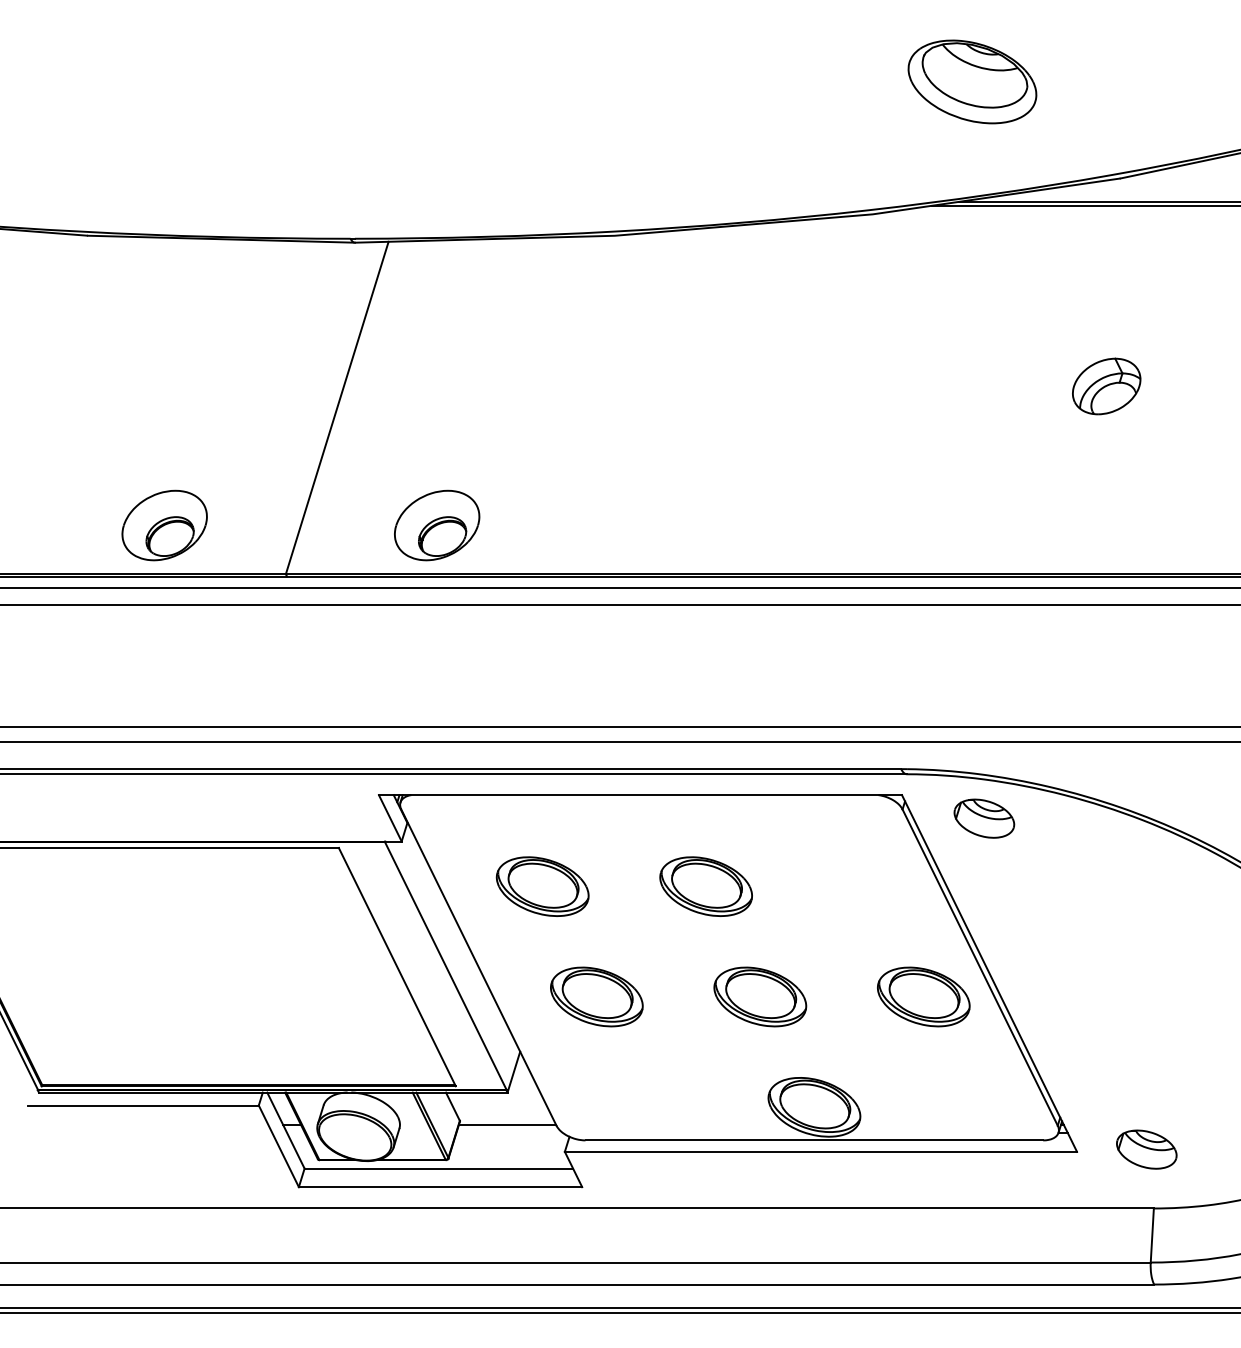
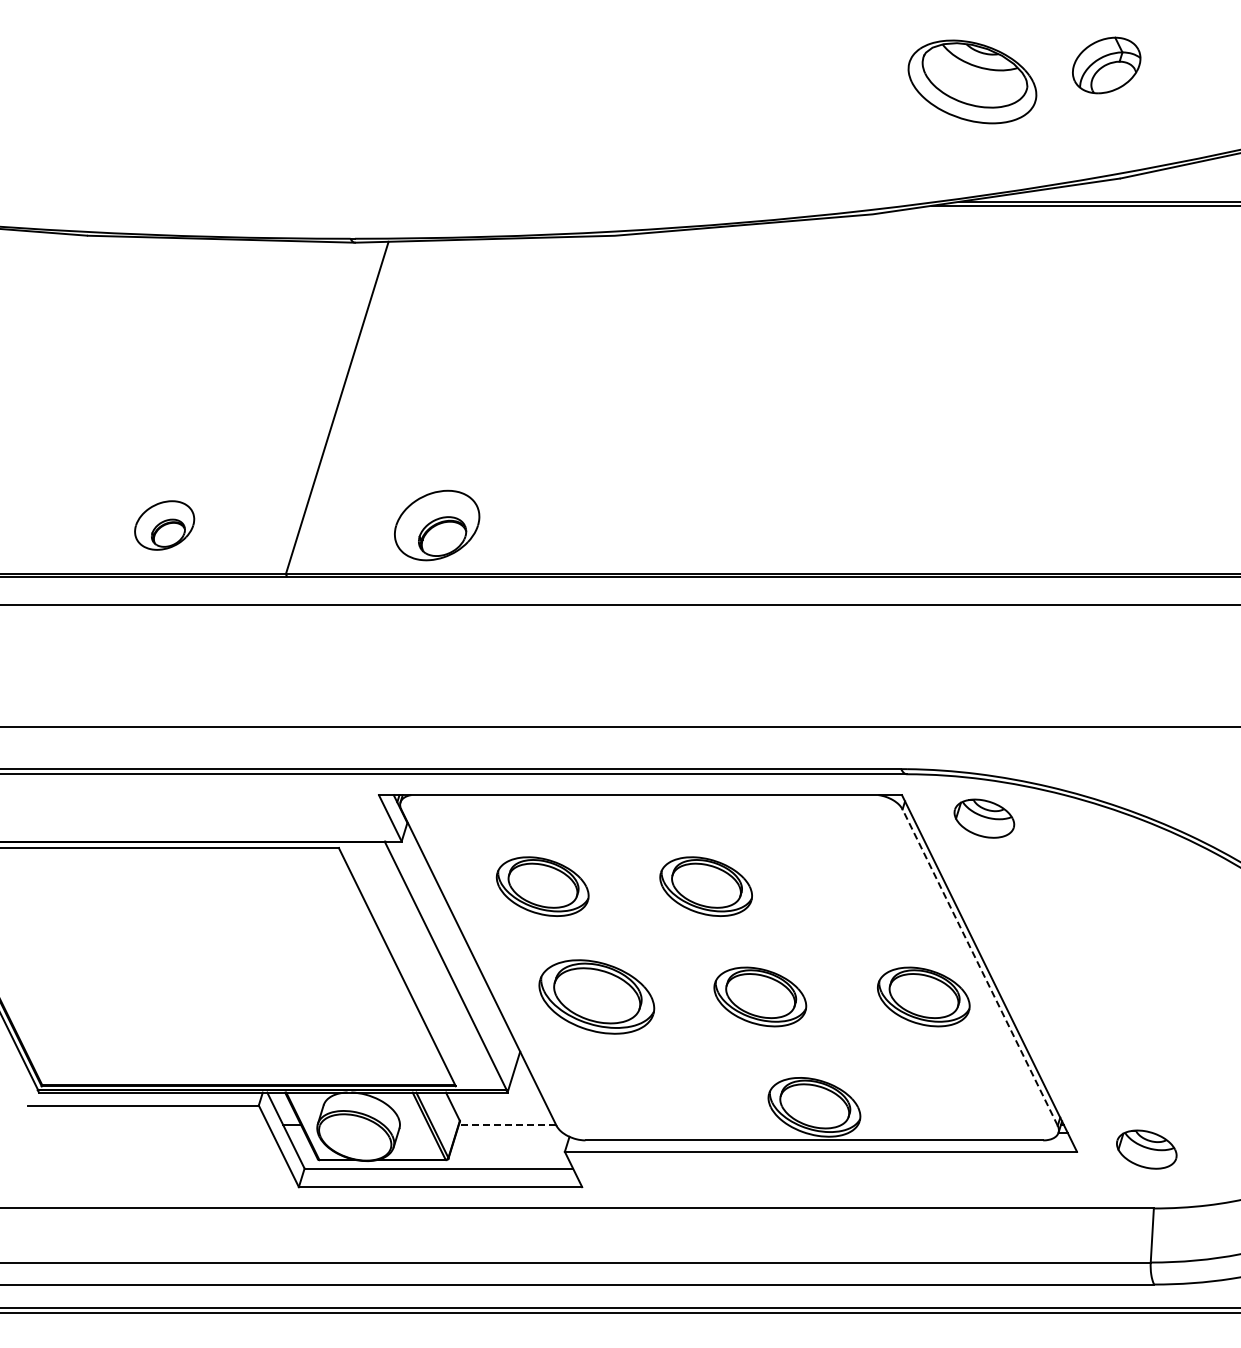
part position: (1106, 386) -> (1106, 65) (1106, 65)
part size: 87x73 px -> 62x51 px (164, 525)
line: present -> none (619, 588)
line: present -> none (619, 742)
line: solid -> dashed (979, 967)
part size: 94x62 px -> 118x76 px (596, 996)
line: solid -> dashed (507, 1125)
